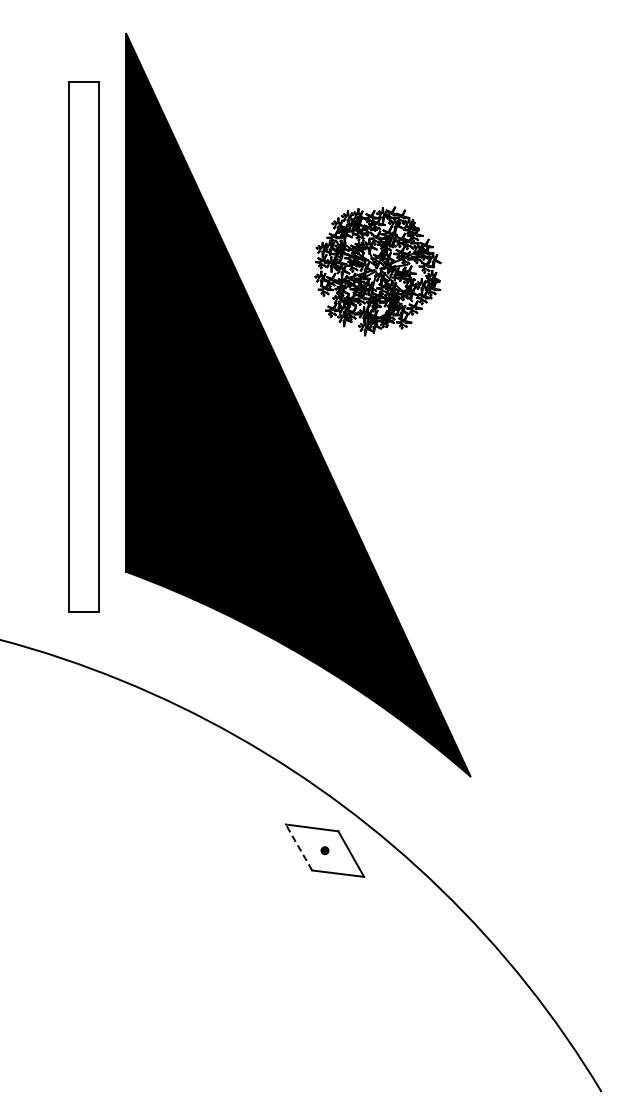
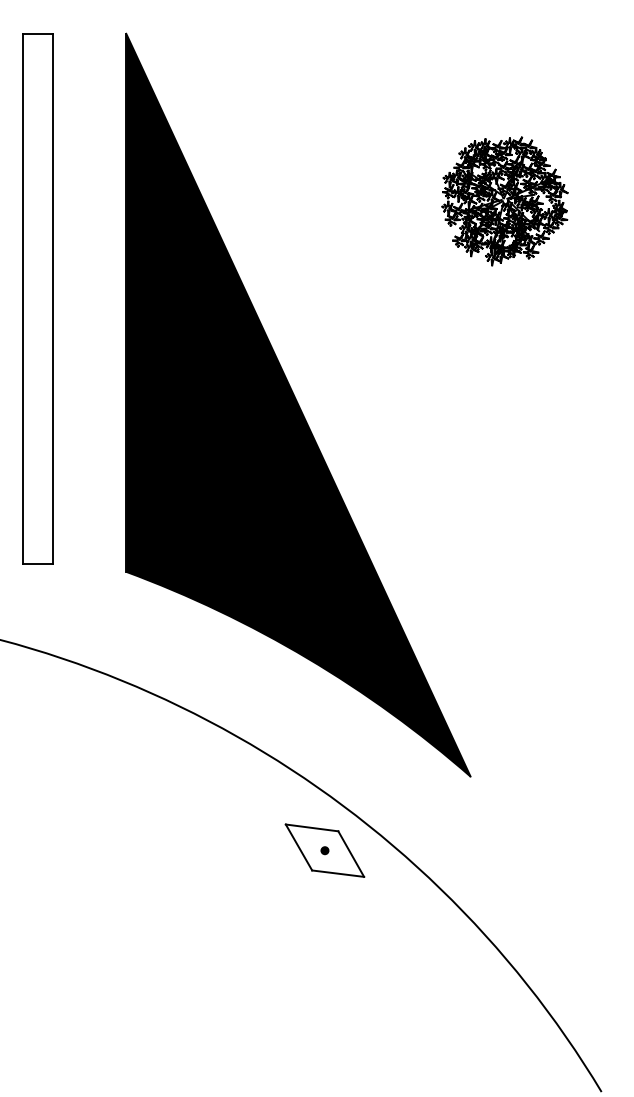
part position: (377, 271) -> (504, 201) (504, 201)
part position: (83, 346) -> (37, 298) (37, 298)
line: dashed -> solid (298, 847)
